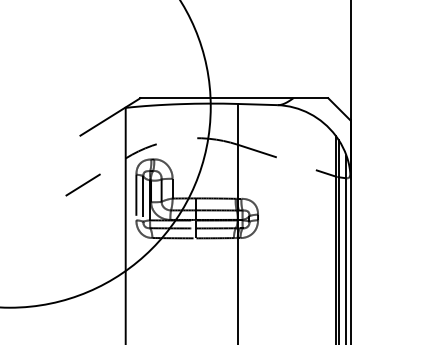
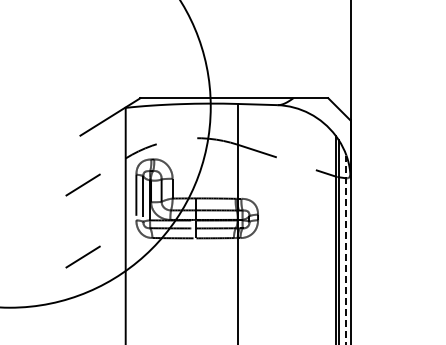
line: solid -> dashed (346, 249)
line: none -> present (82, 256)
